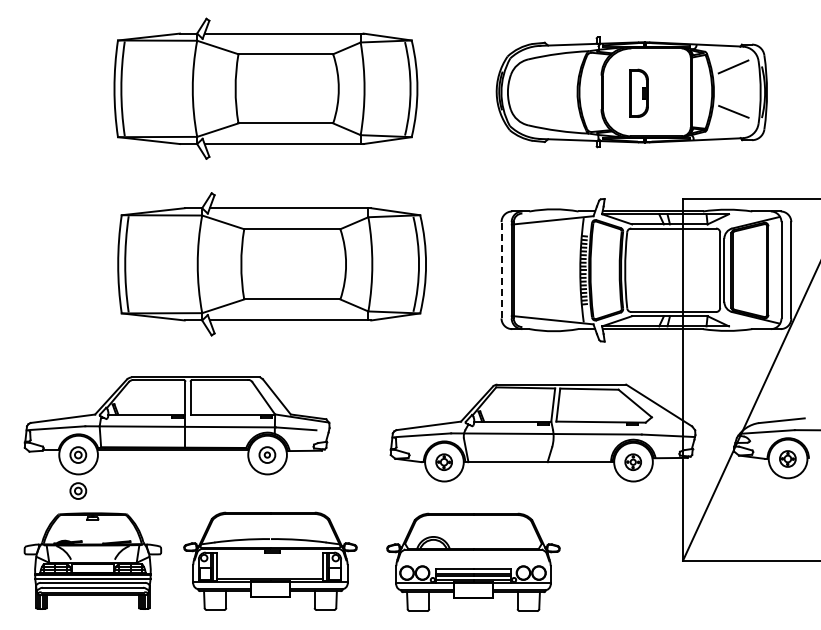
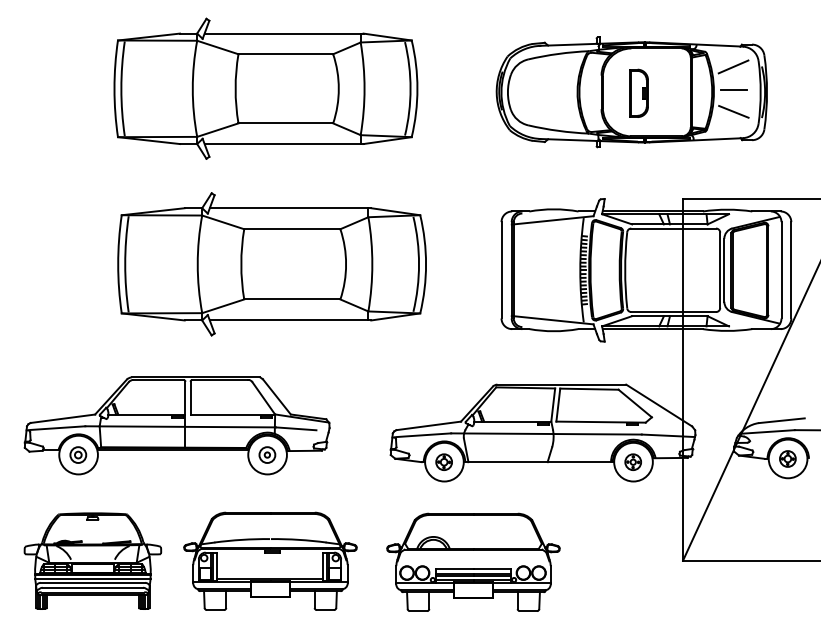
line: none -> present (733, 89)
line: dashed -> solid (501, 269)
part: present -> none (78, 490)
